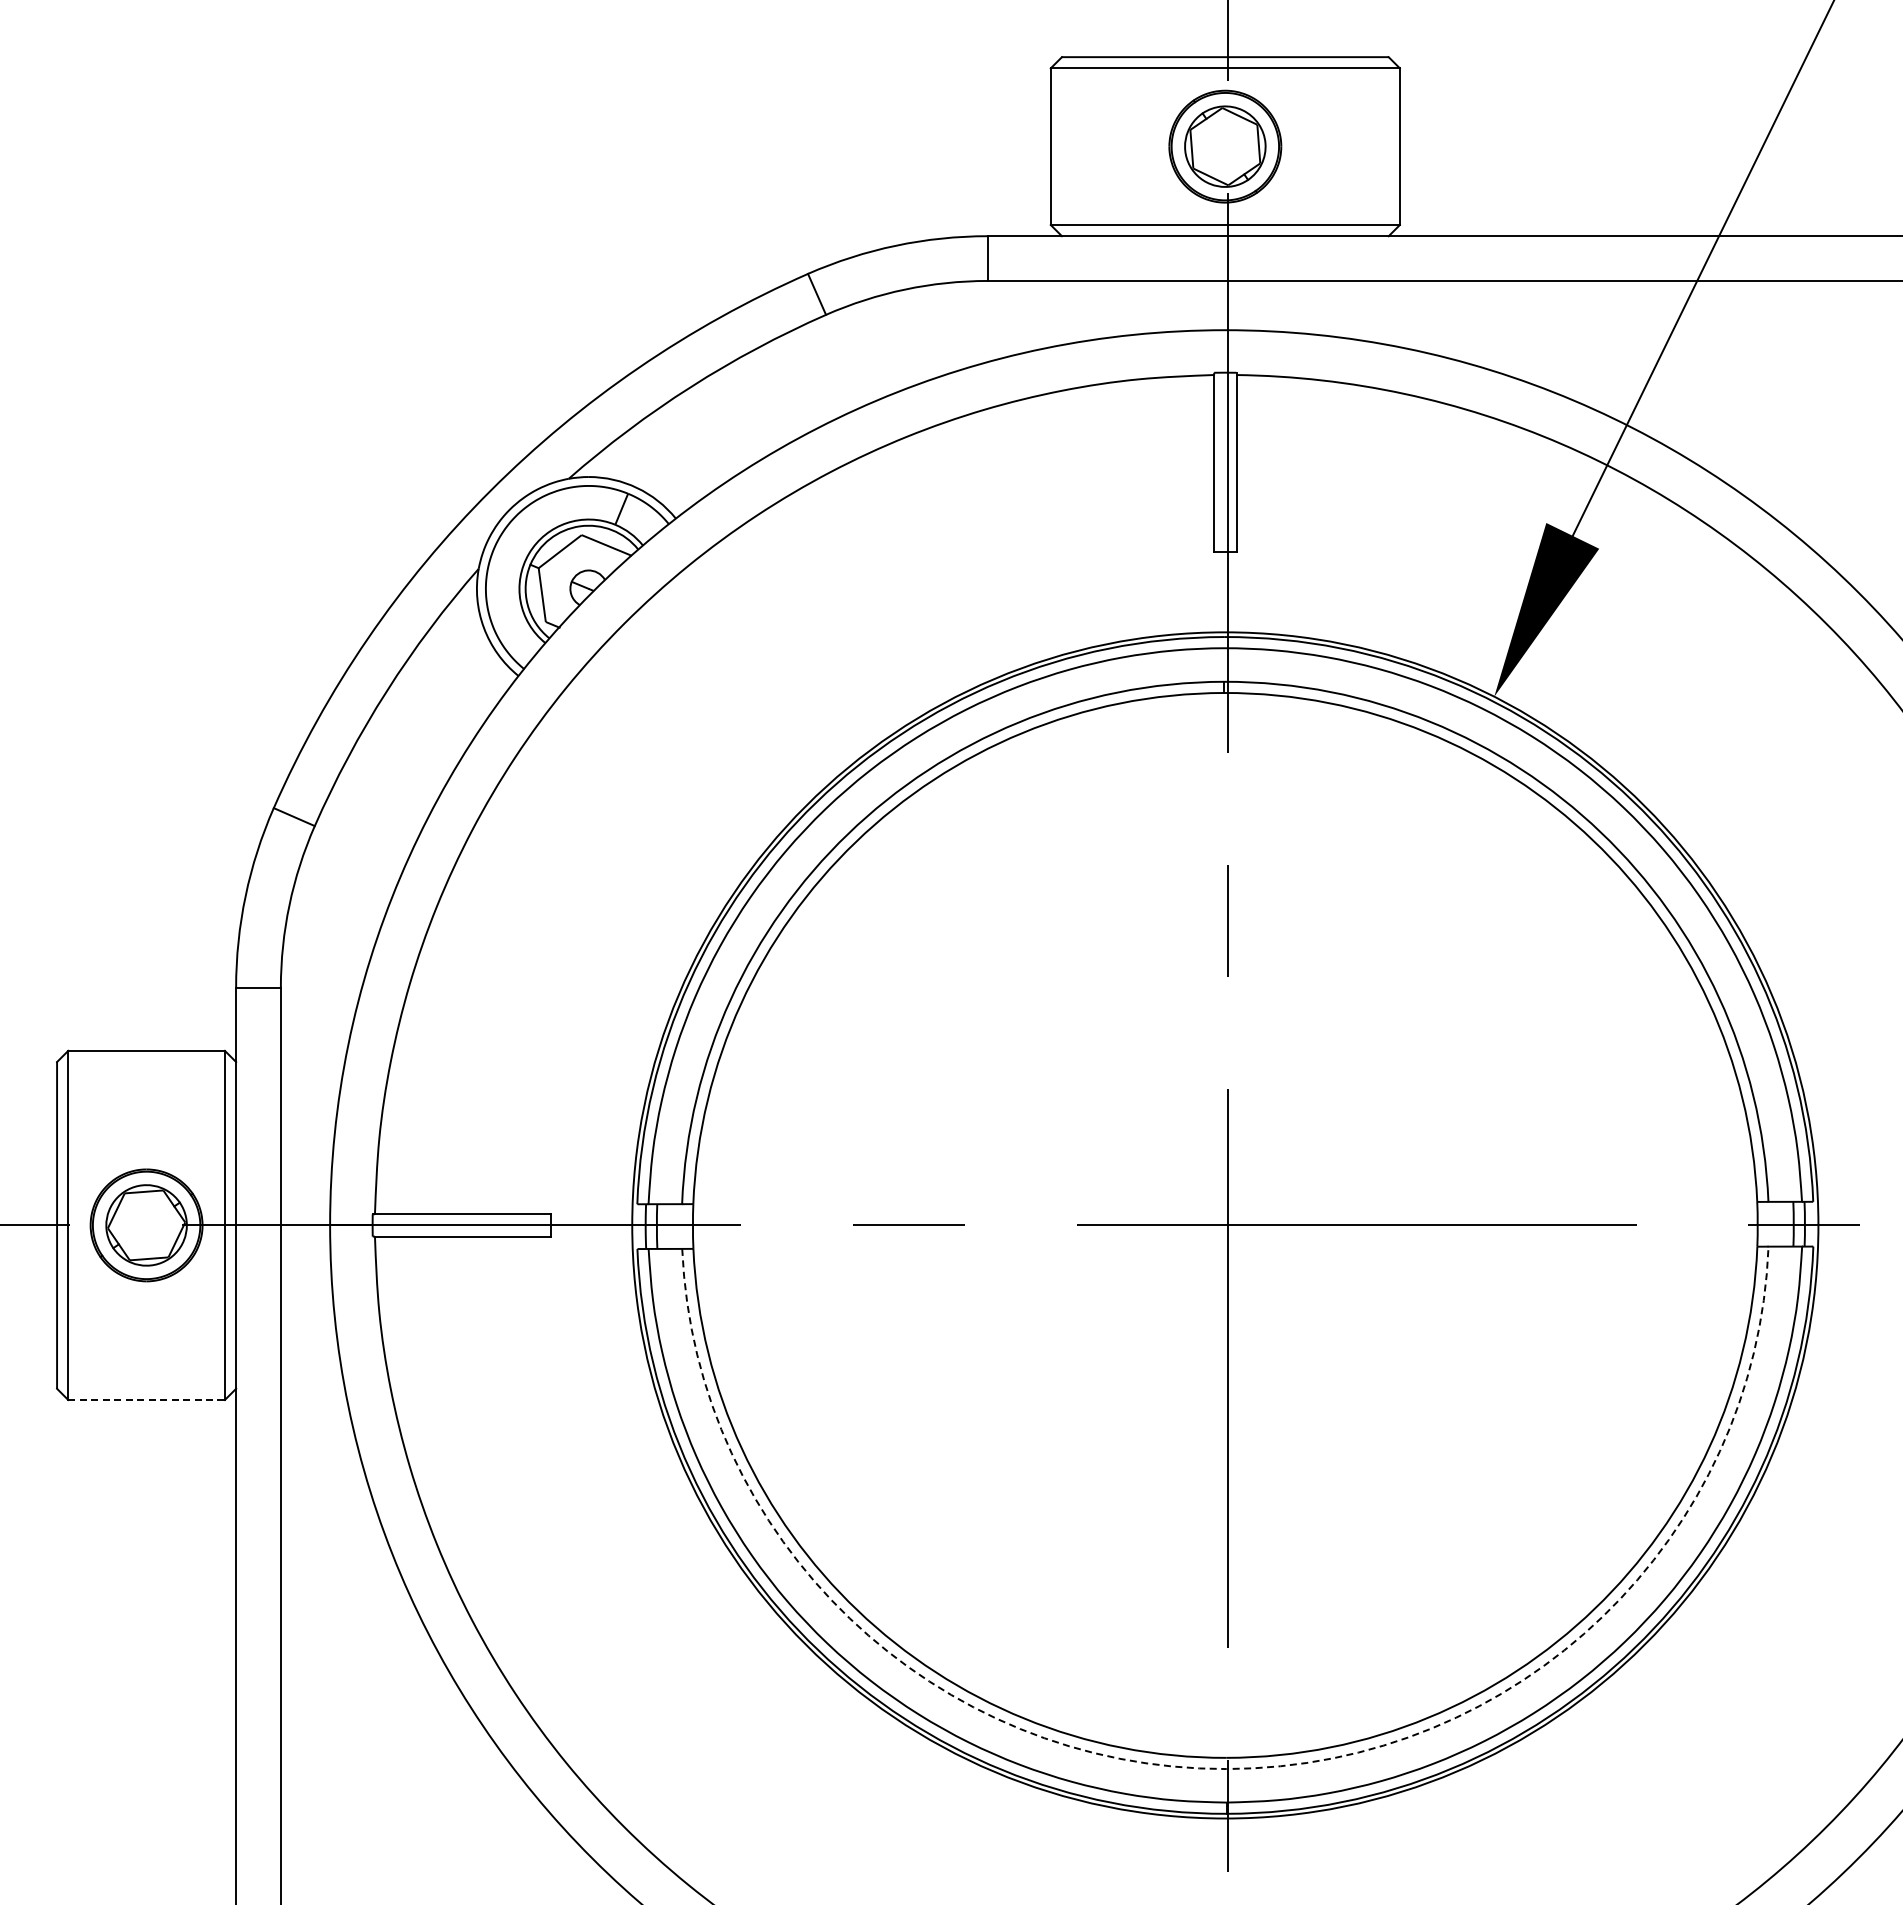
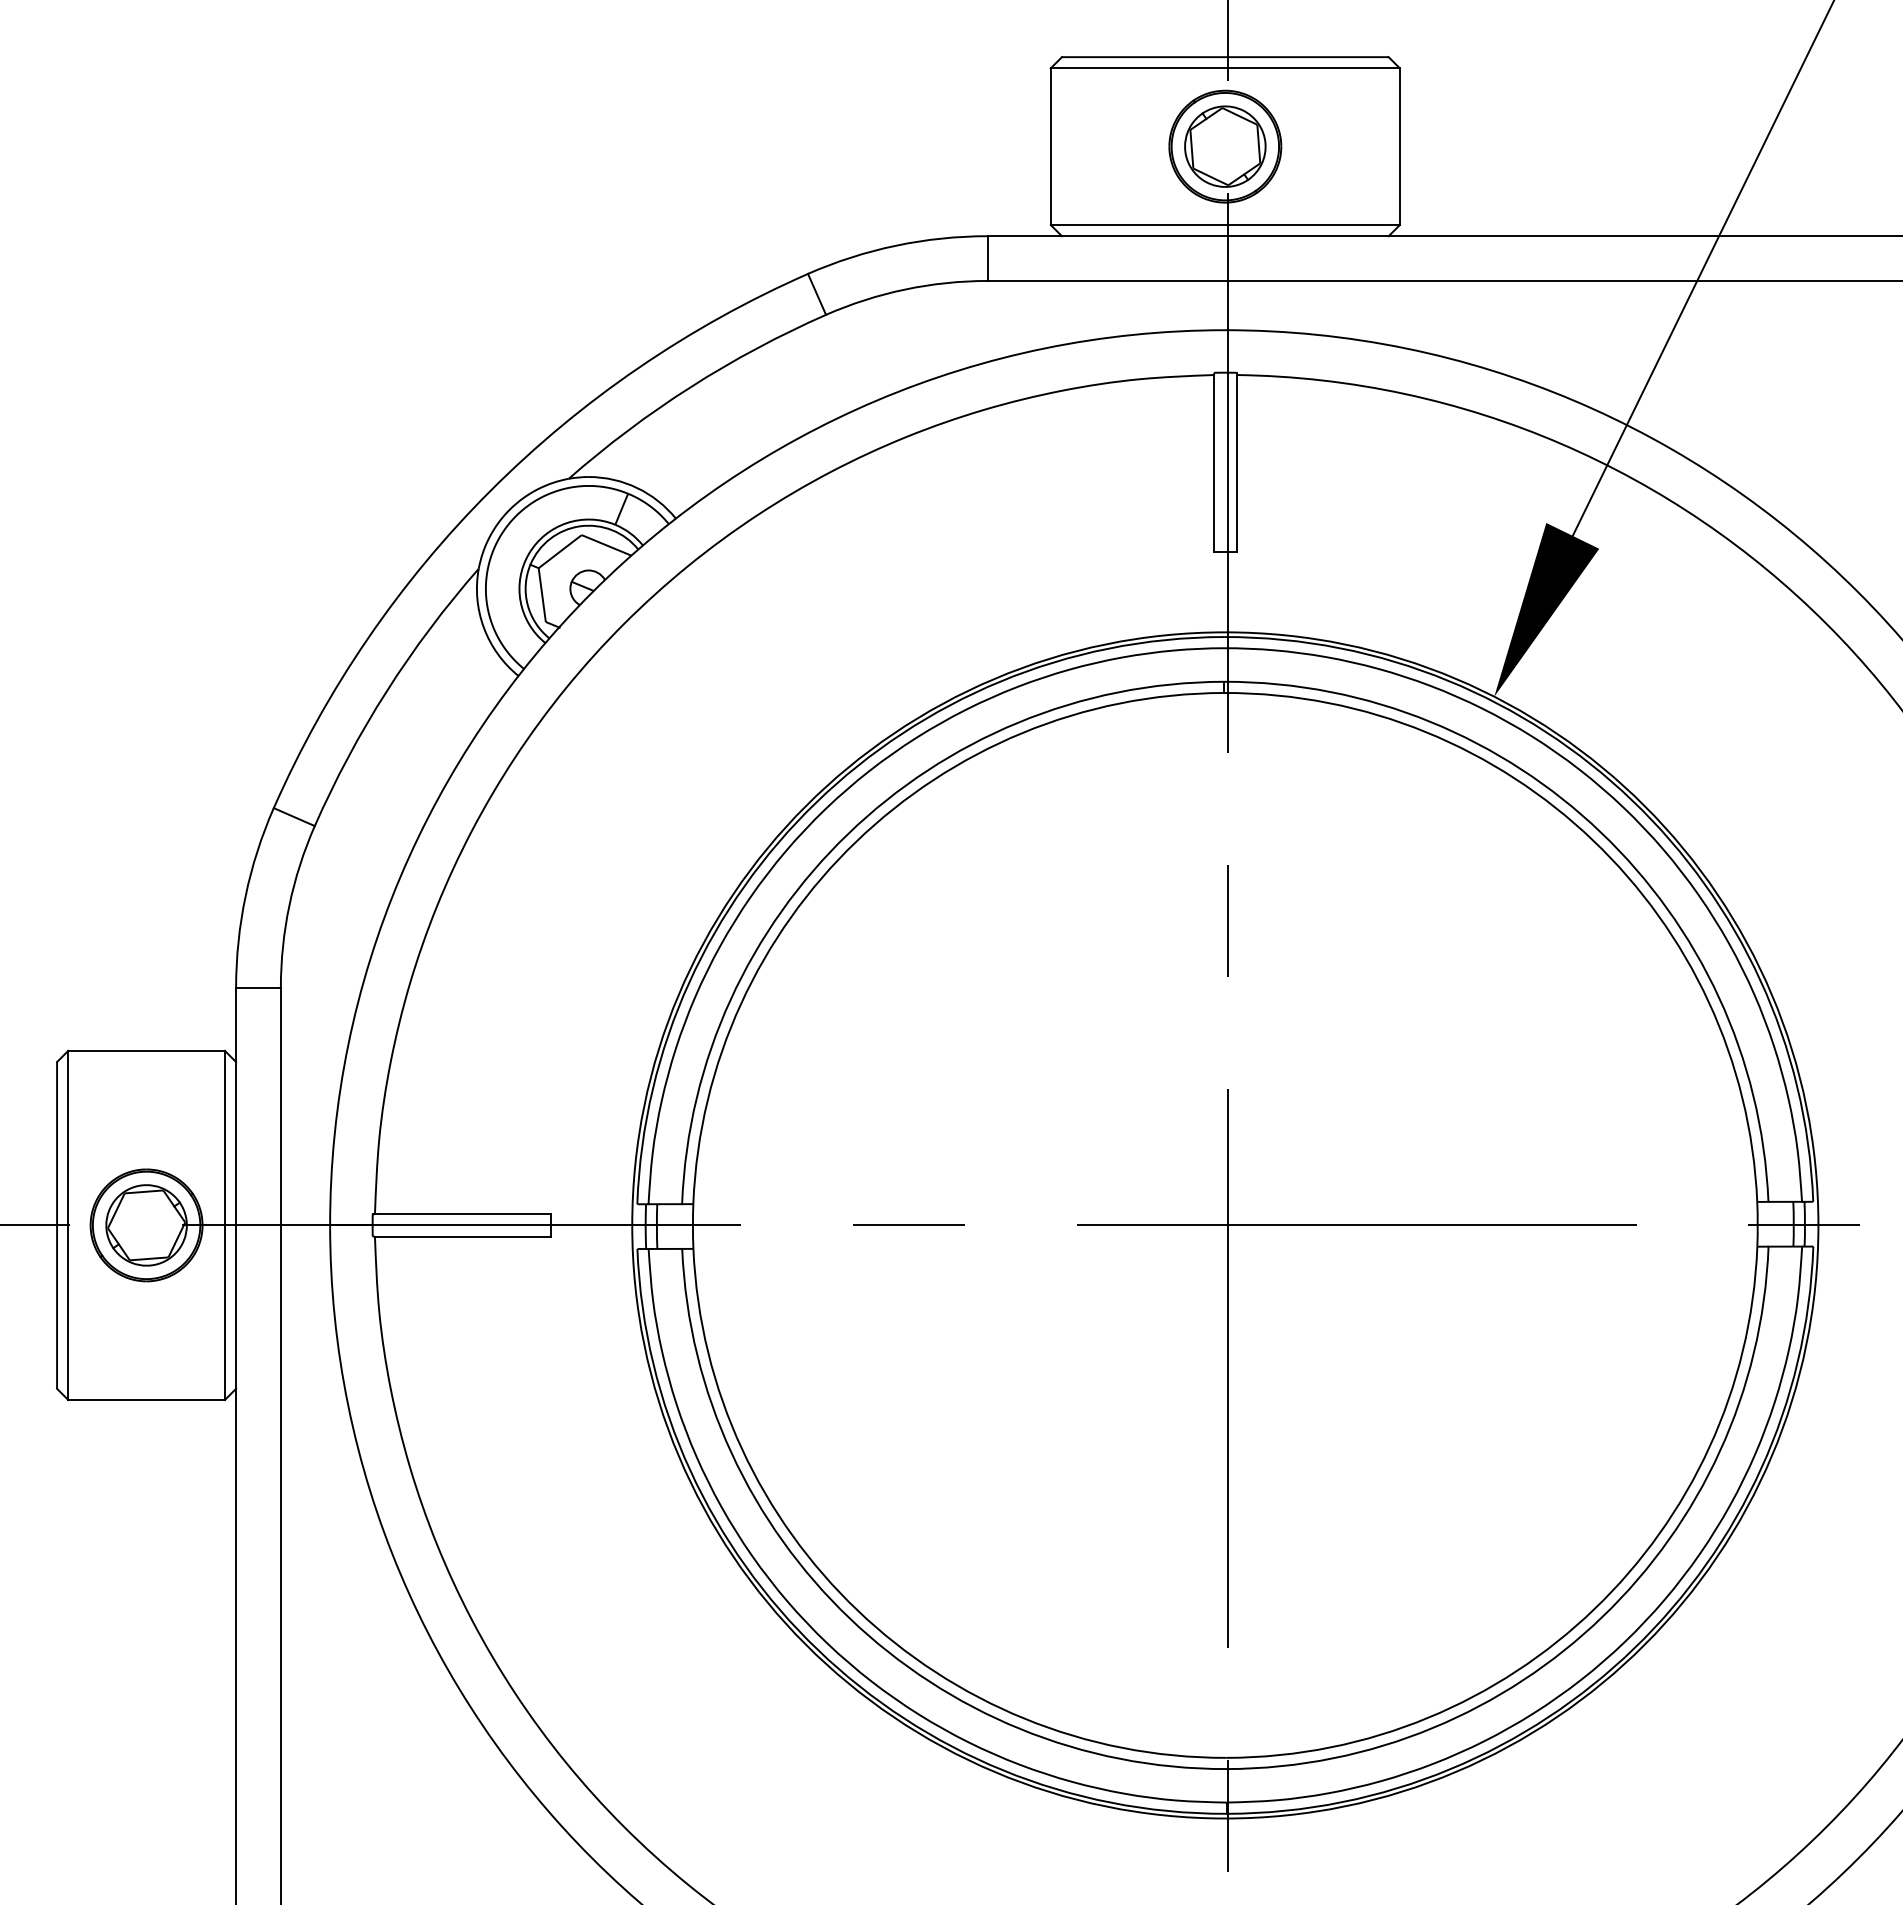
line: dashed -> solid (147, 1399)
arc: dashed -> solid (1226, 1769)
